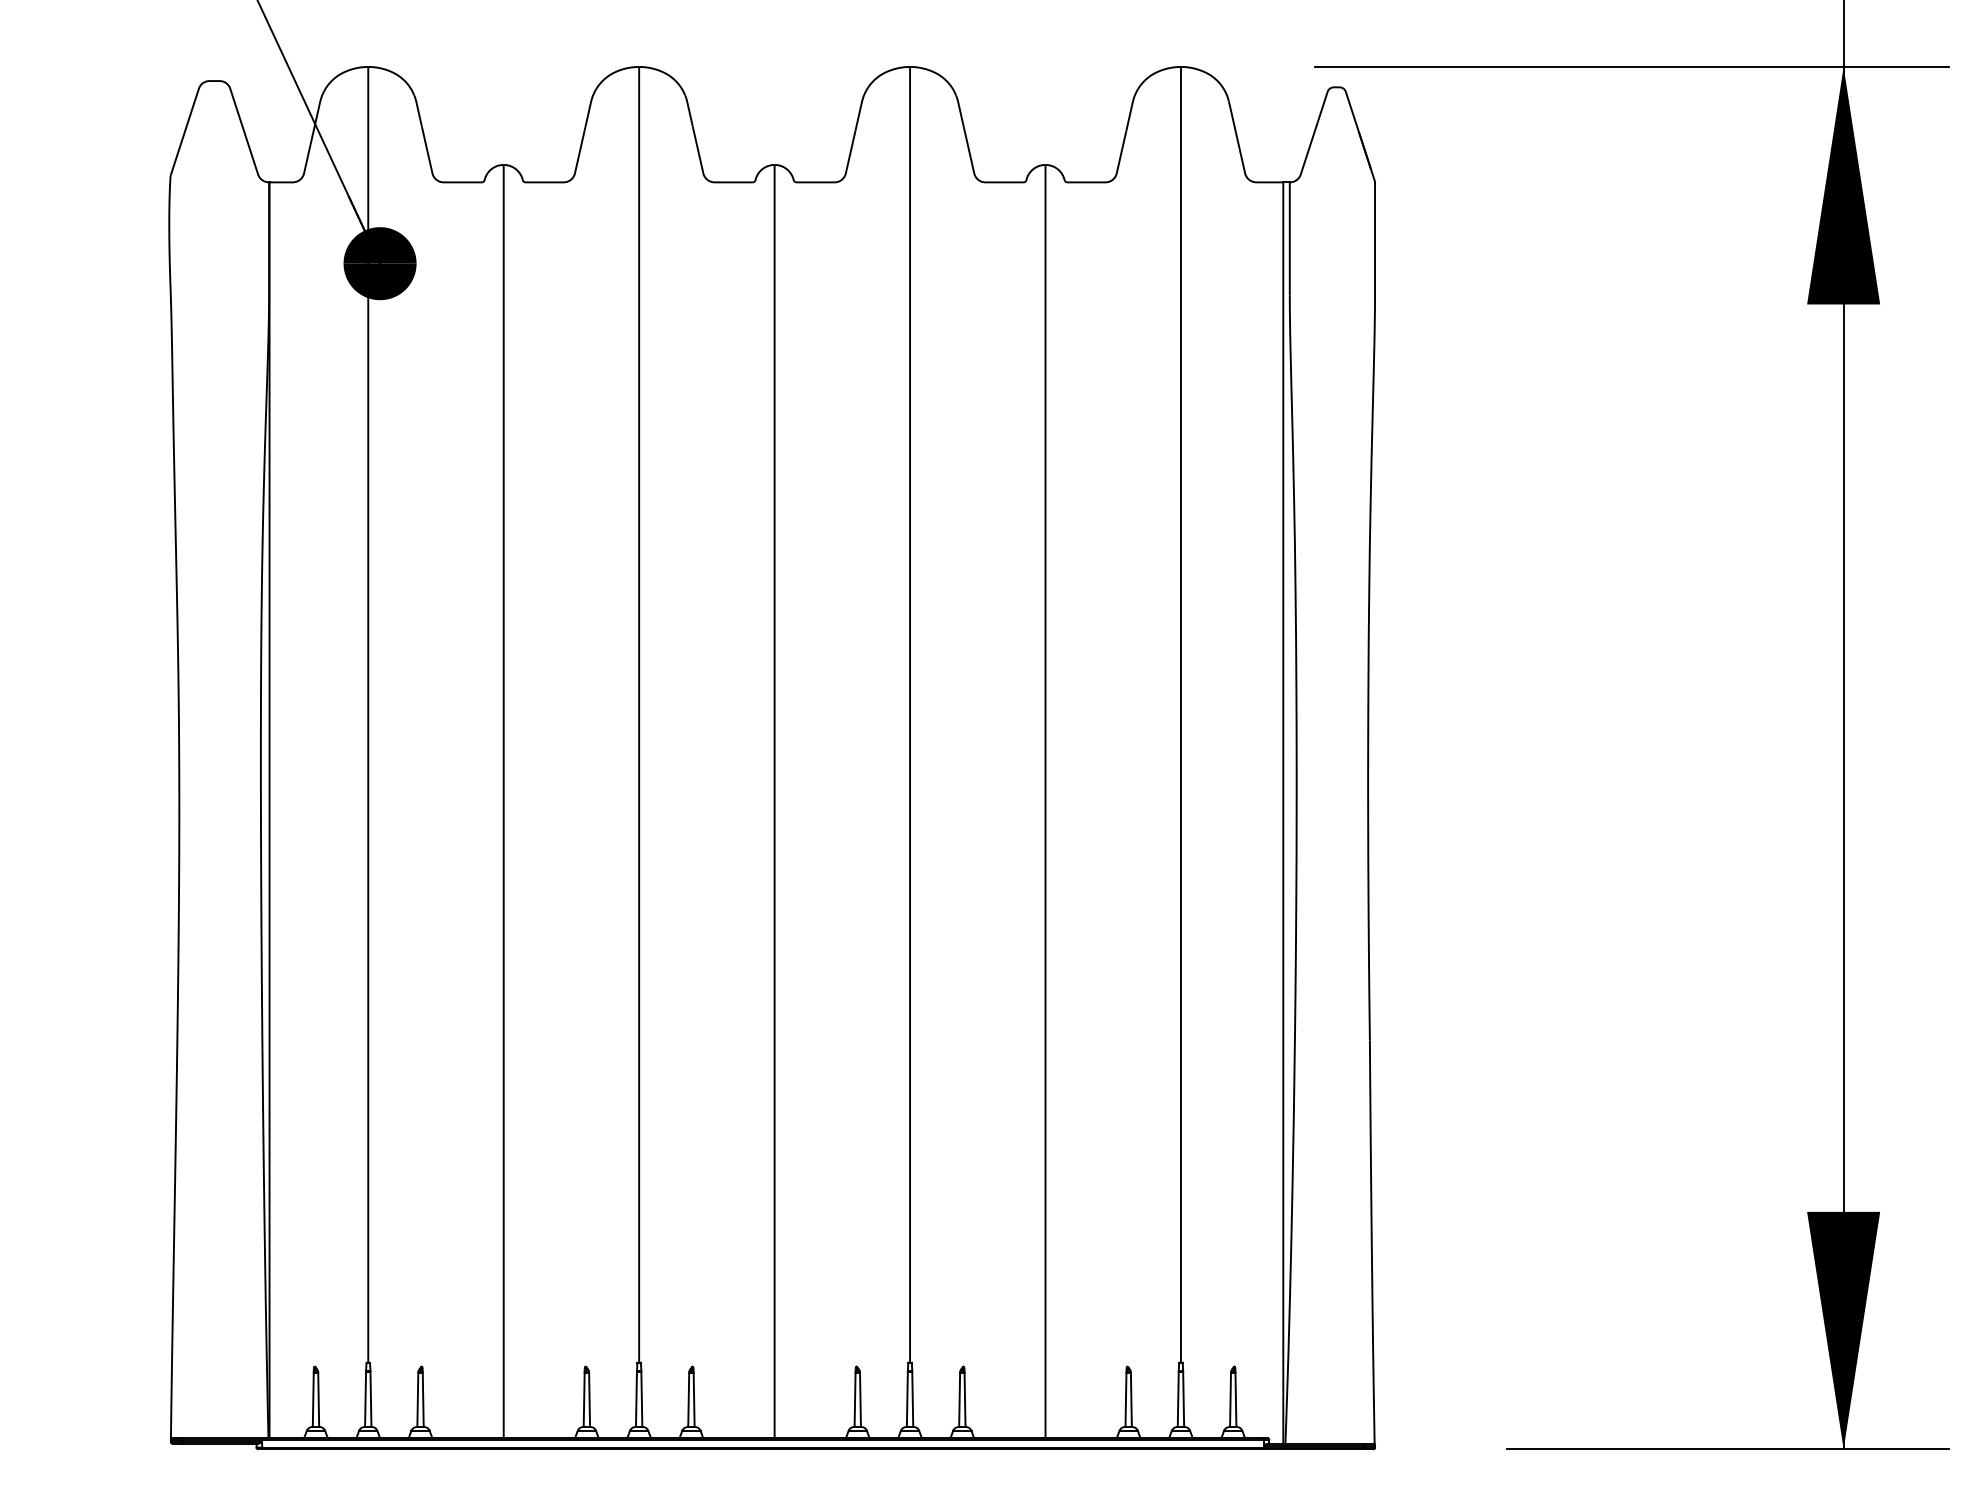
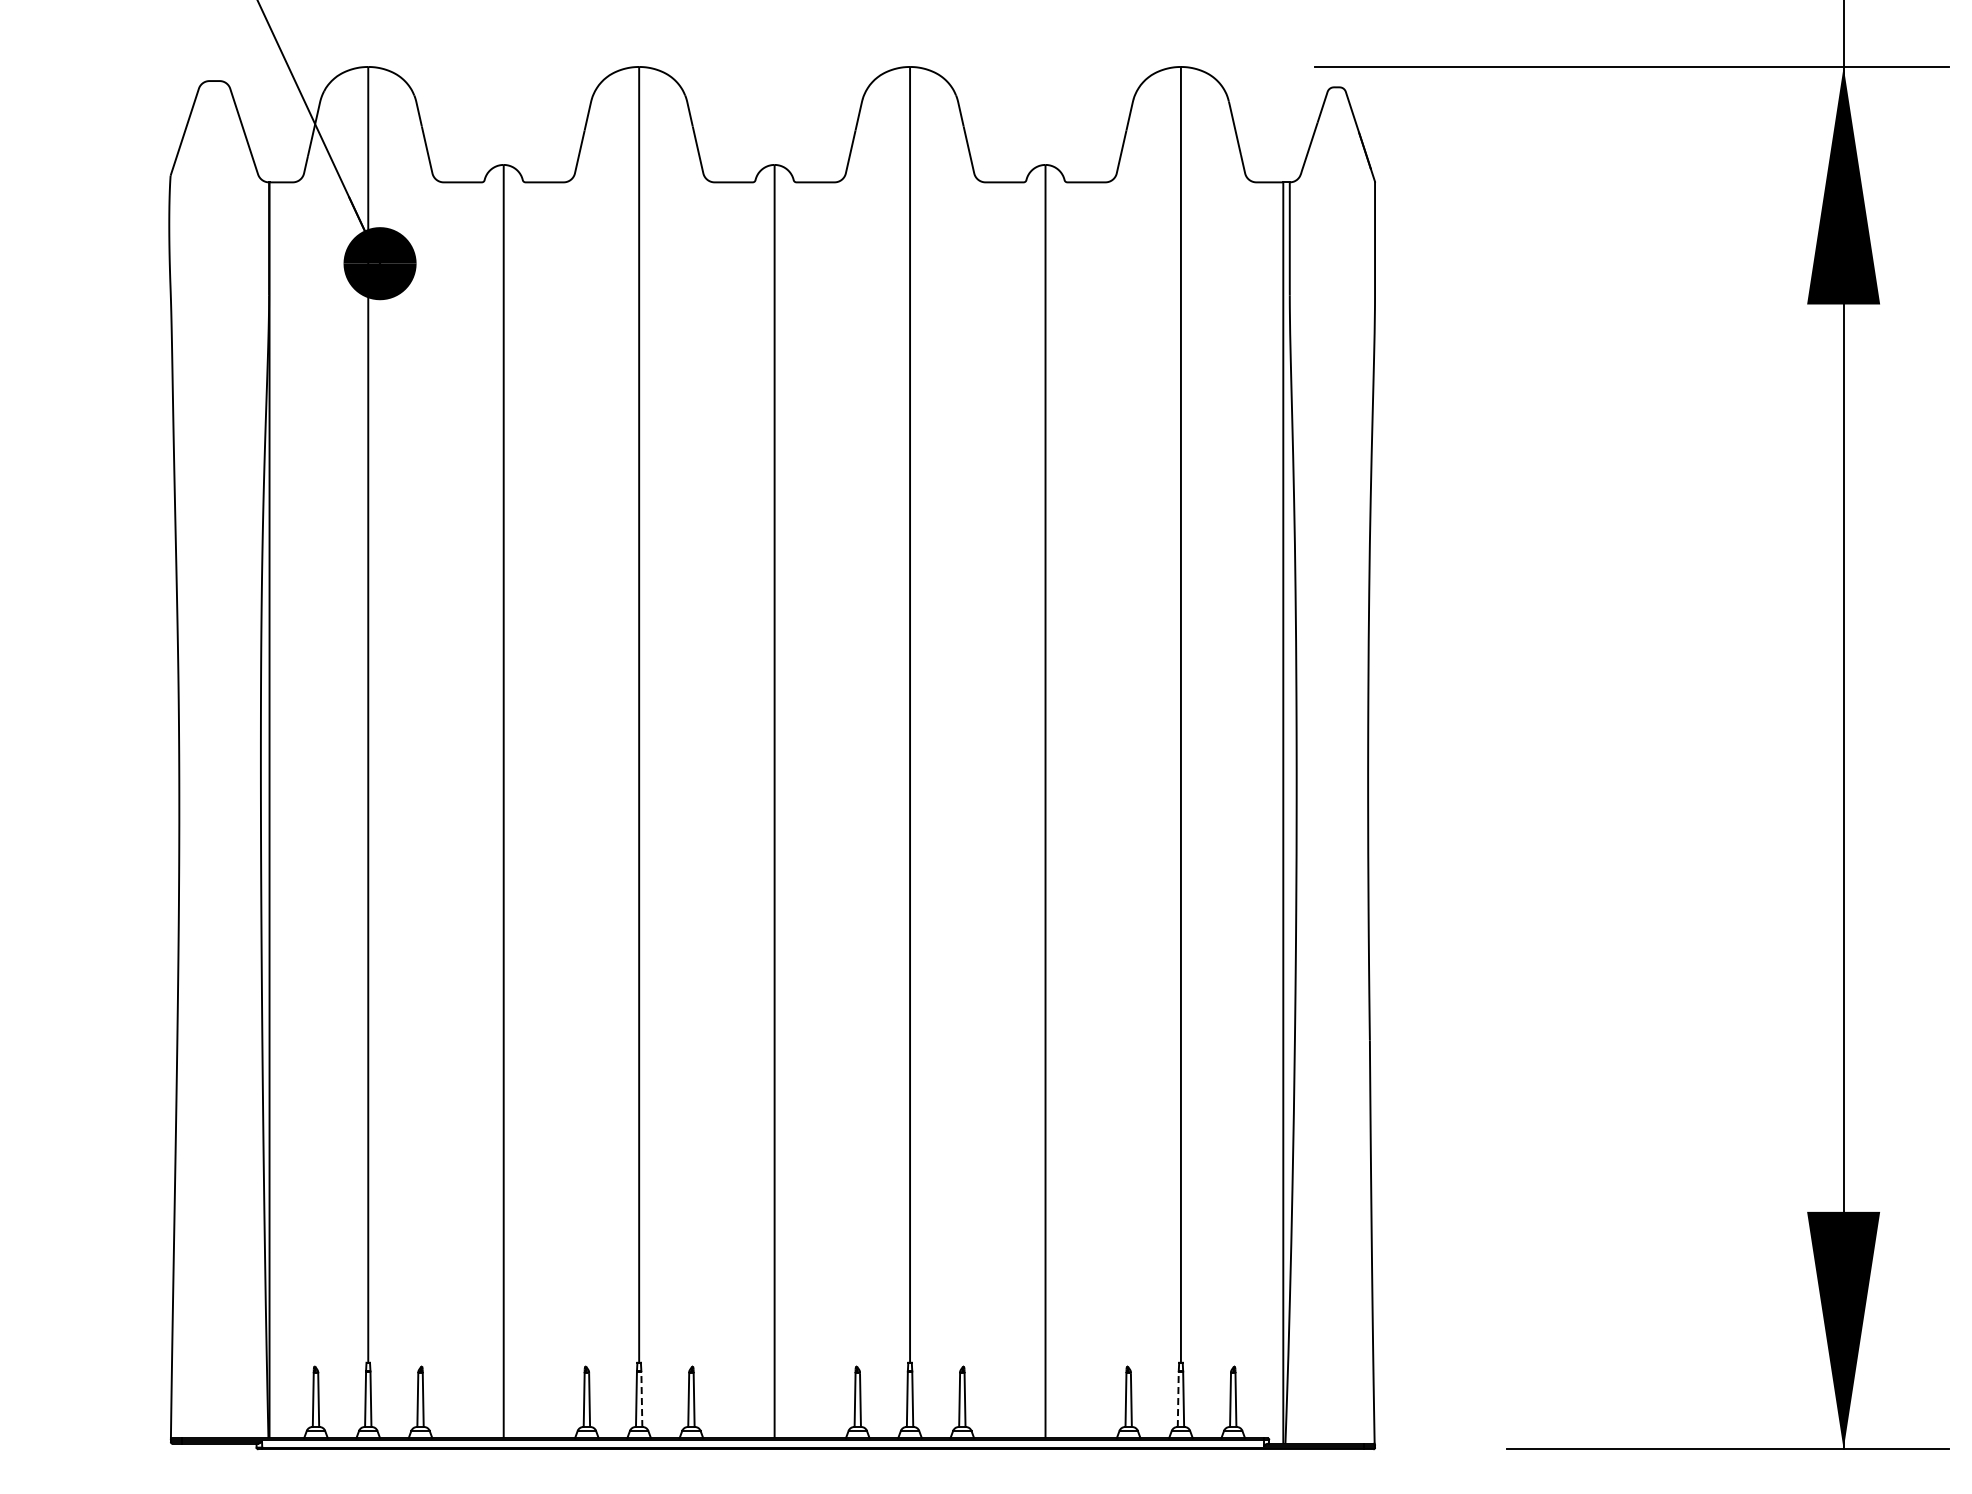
line: solid -> dashed (641, 1399)
line: solid -> dashed (1178, 1399)
